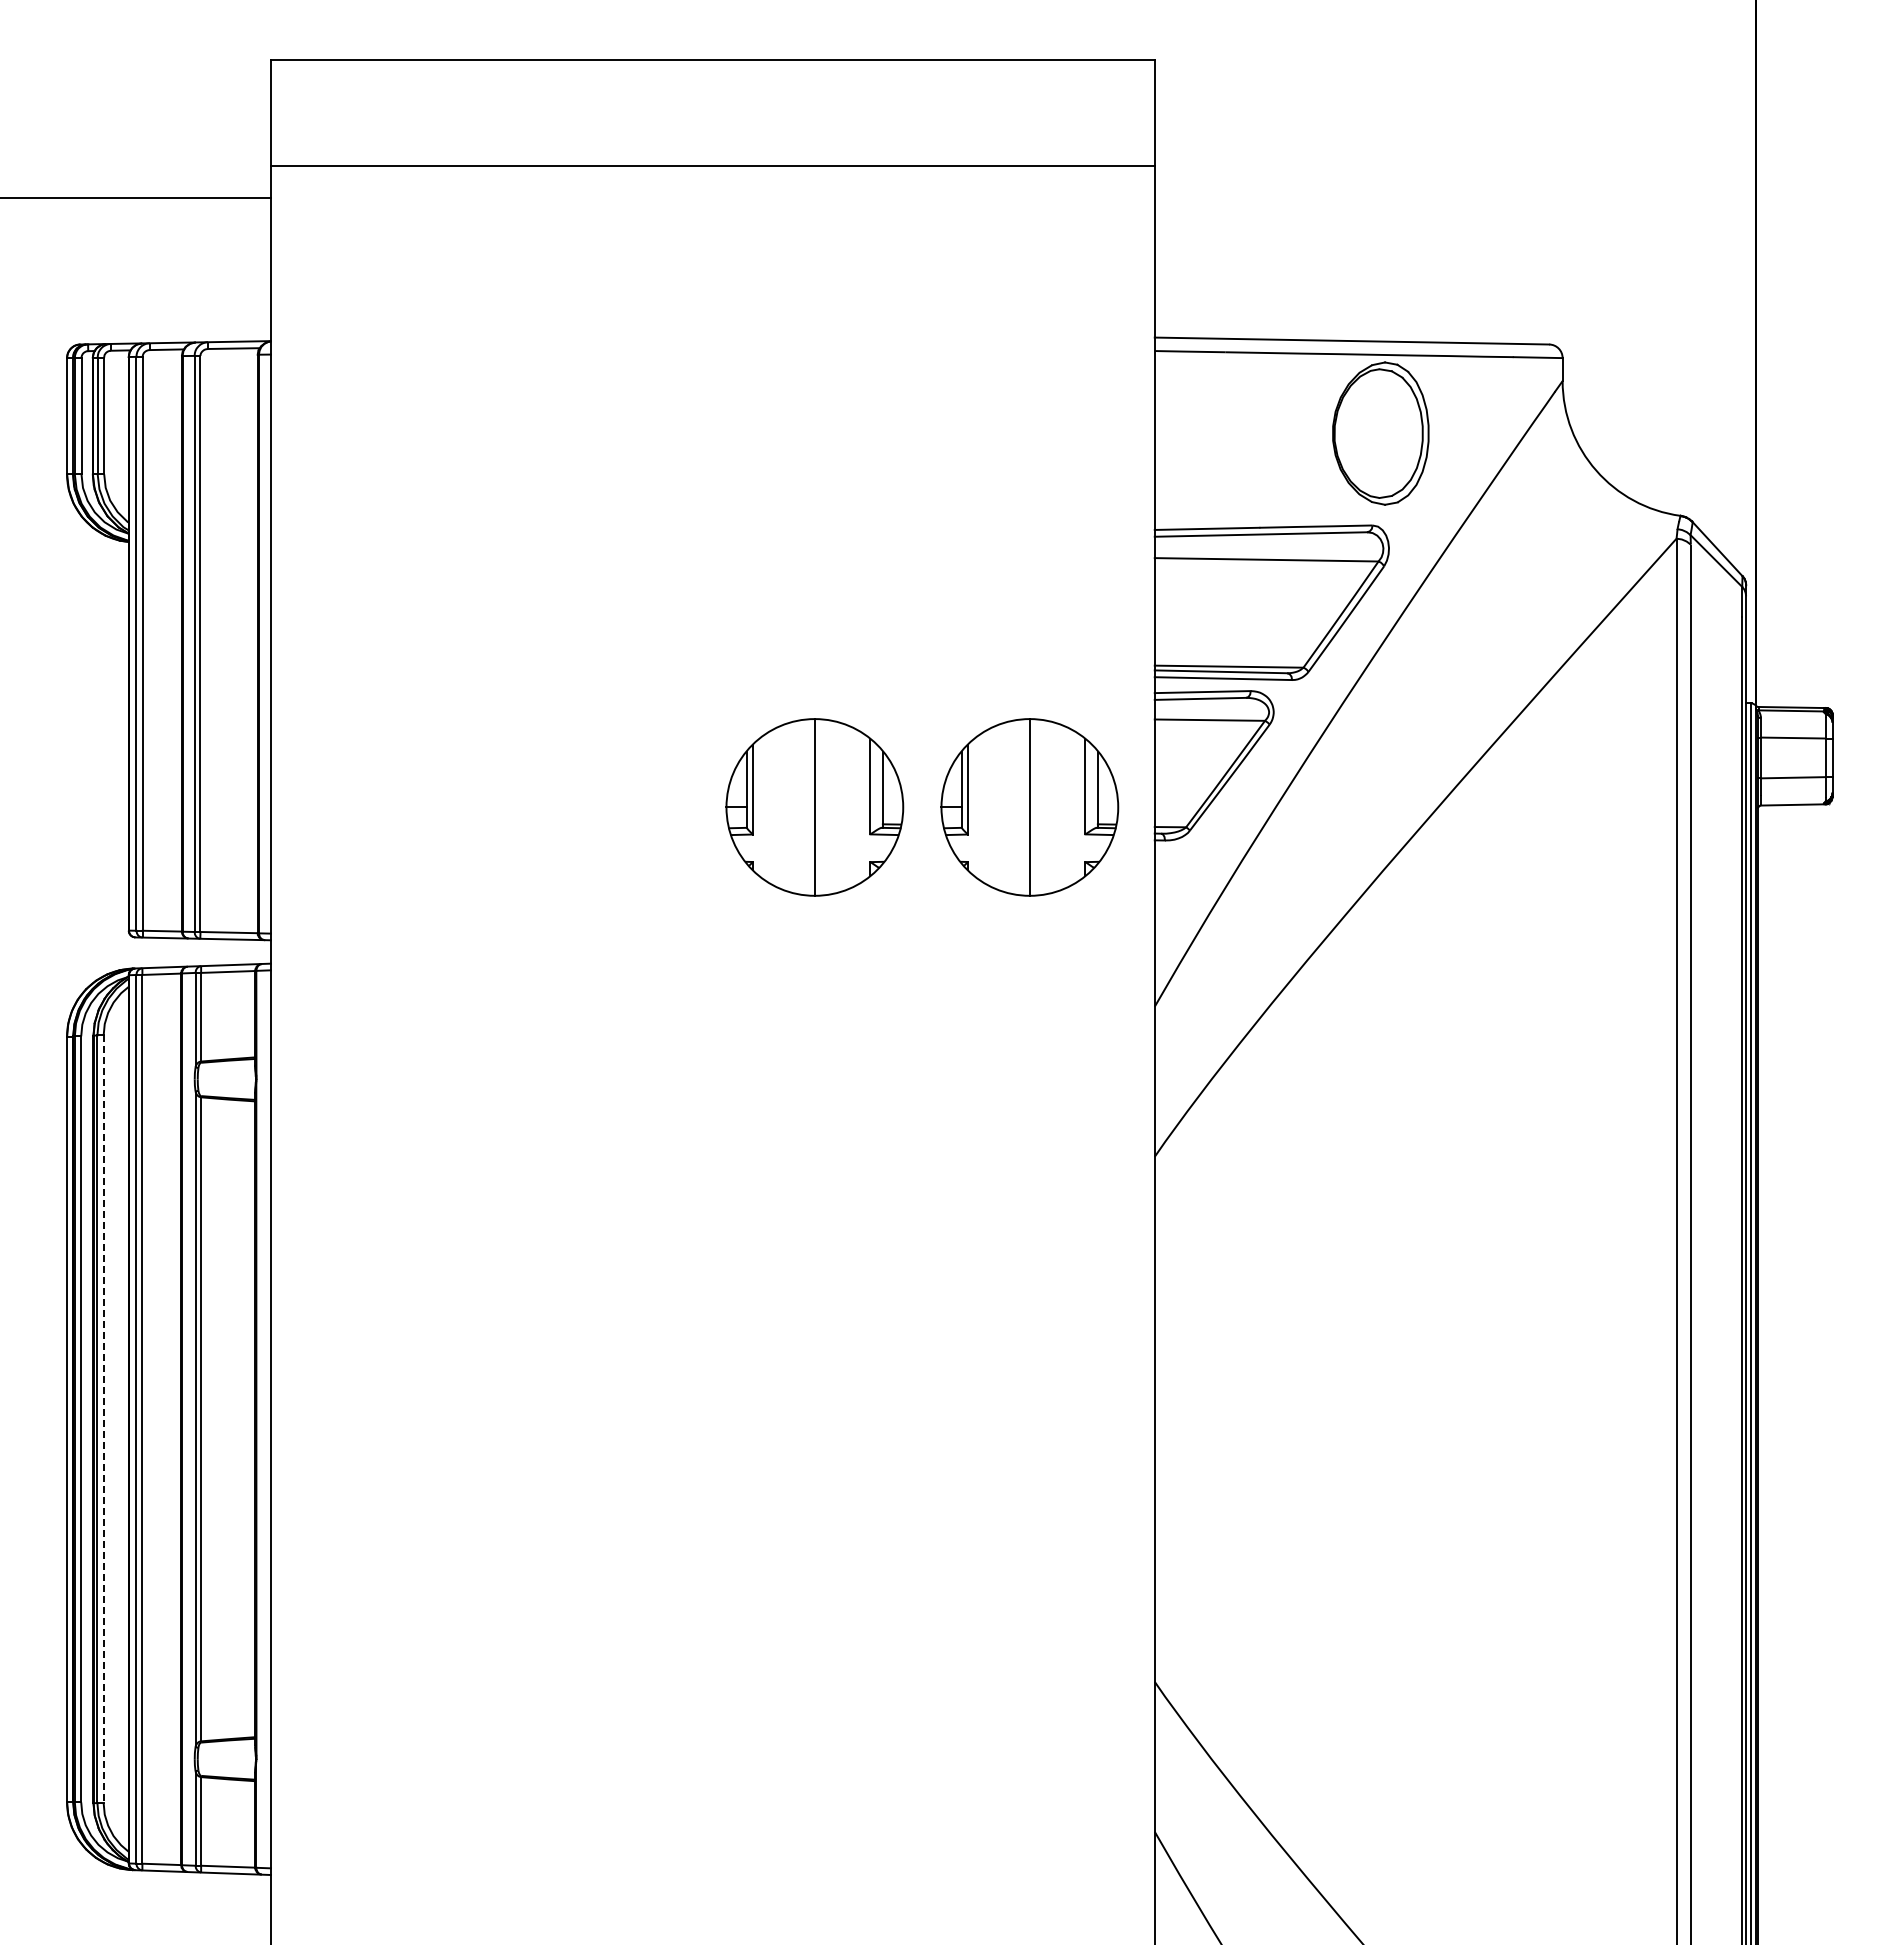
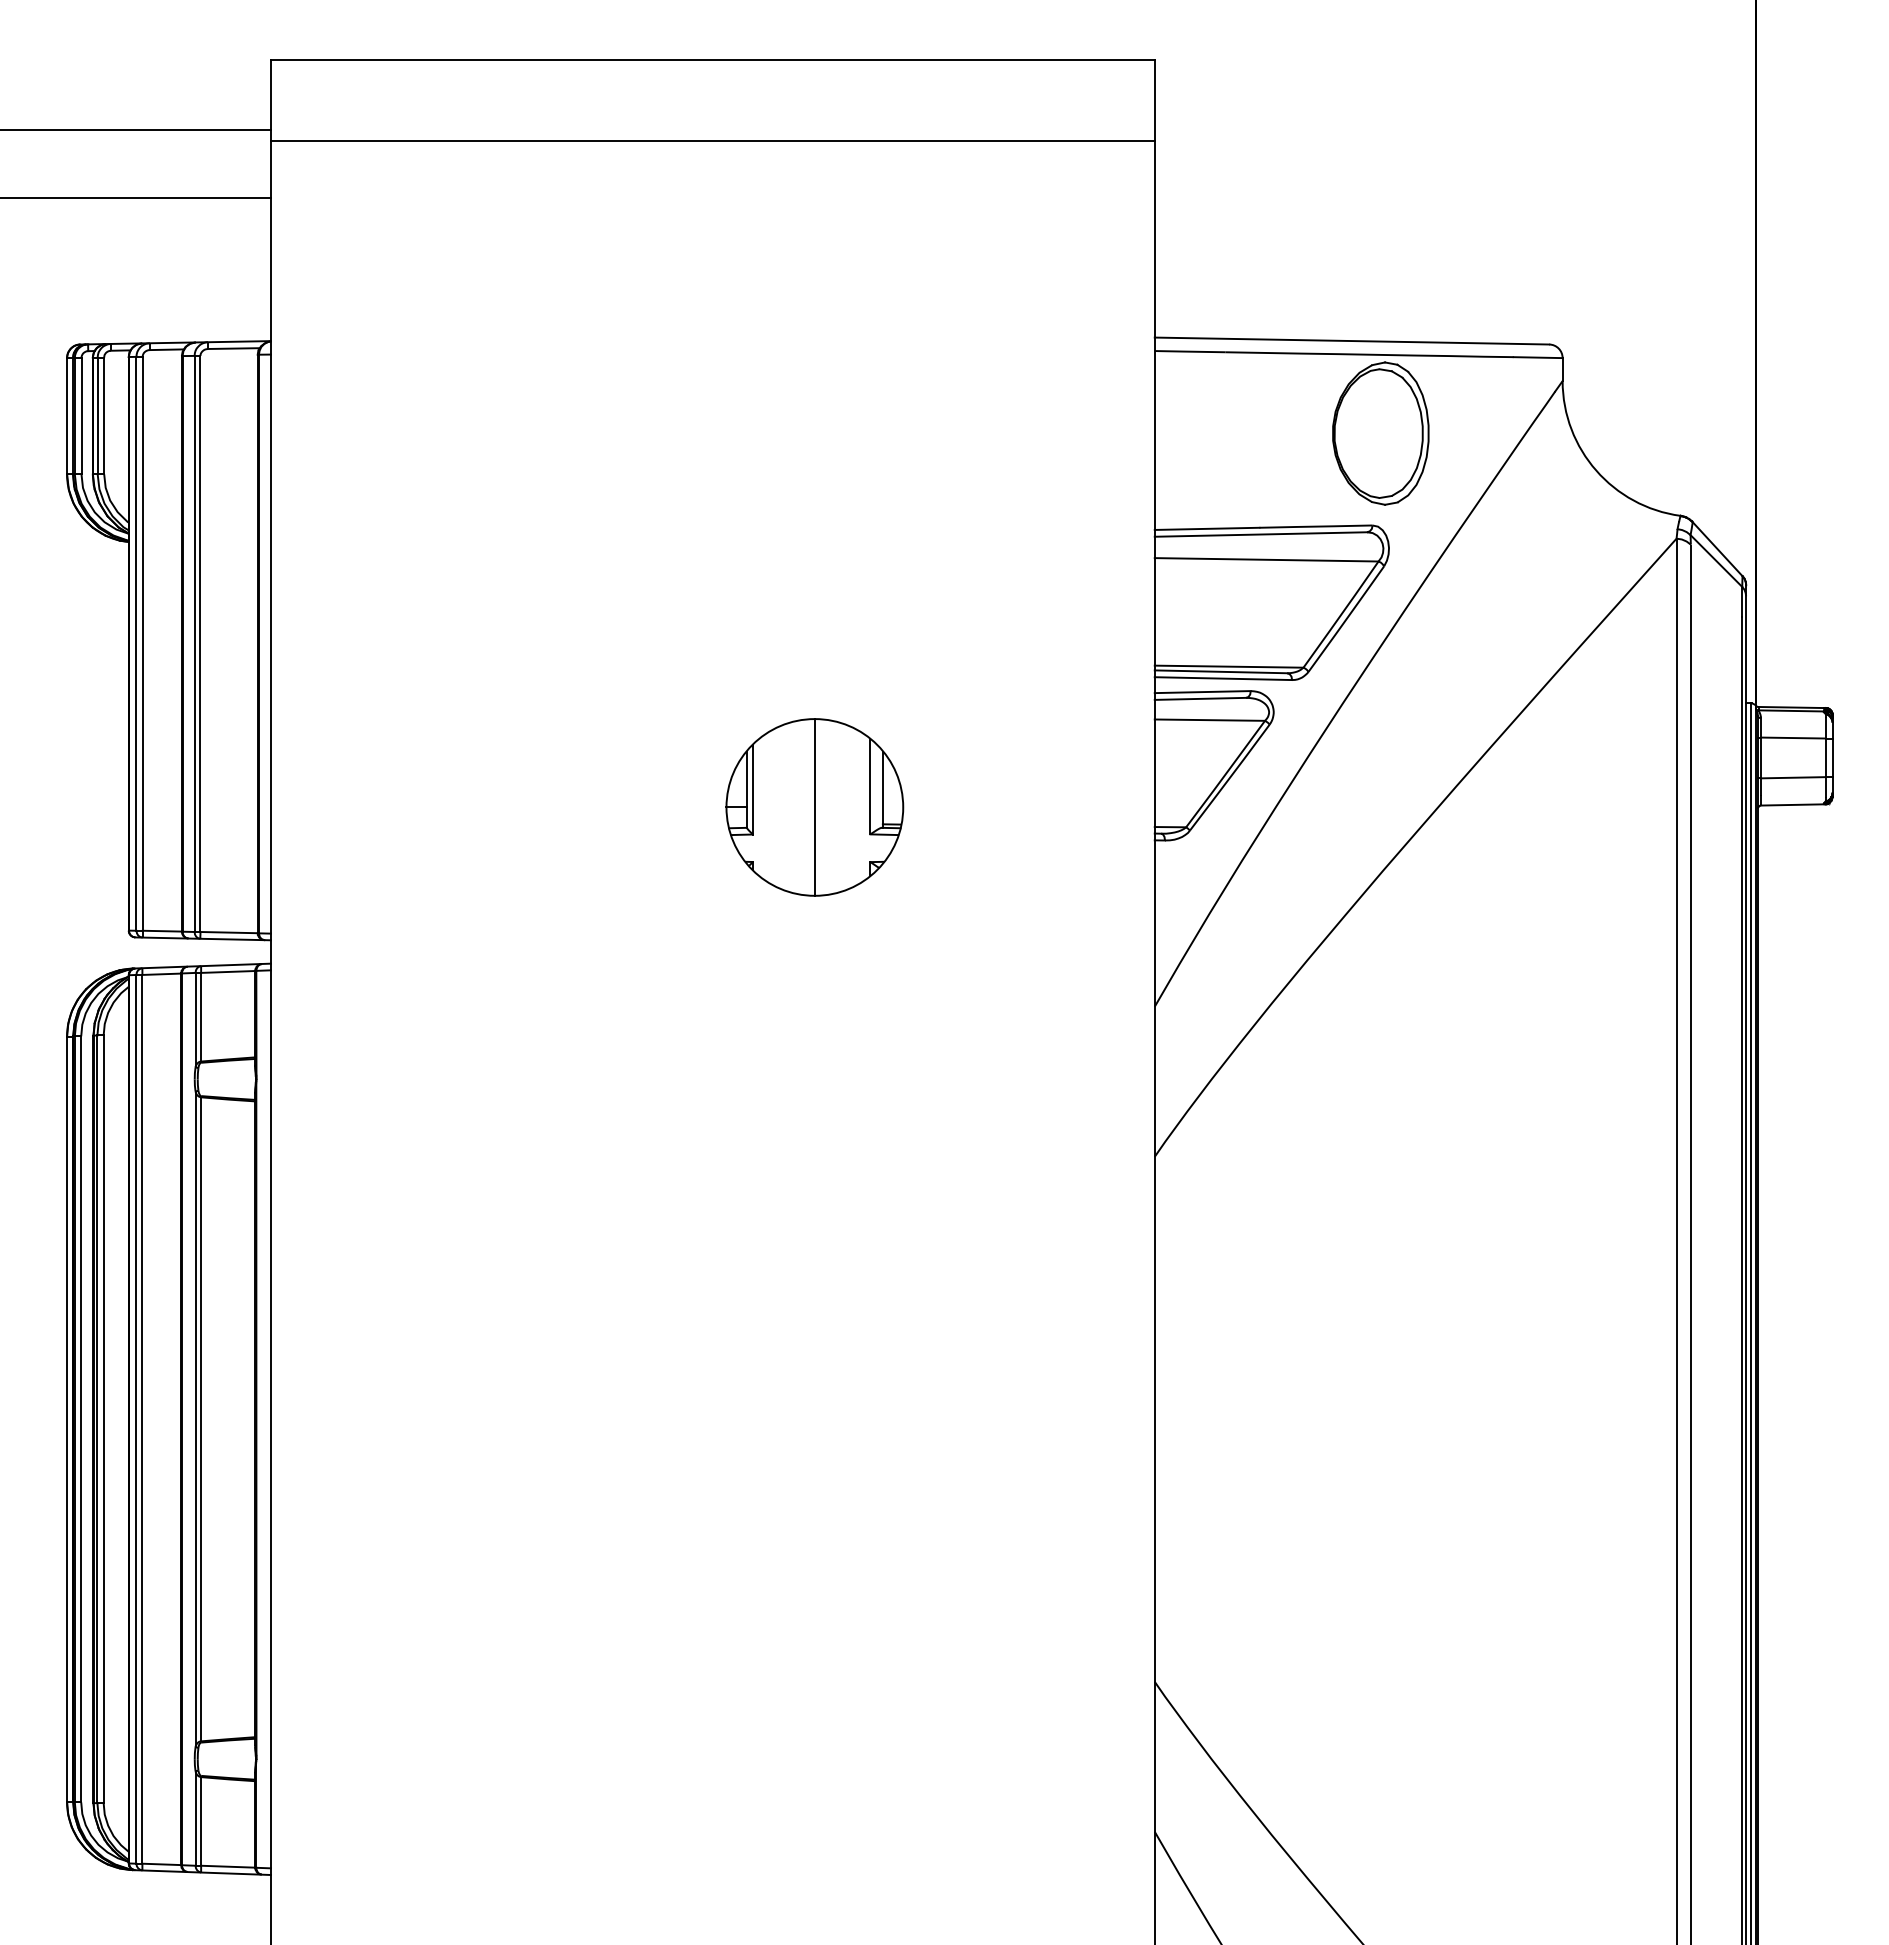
line: none -> present (136, 130)
line position: (712, 166) -> (712, 141) (712, 141)
part: present -> none (1029, 807)
line: dashed -> solid (103, 1419)
